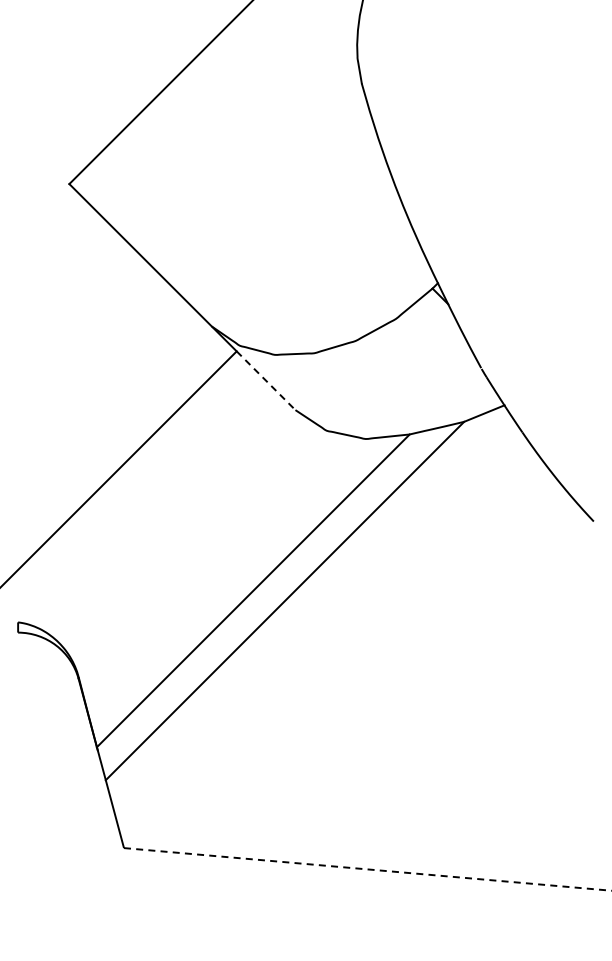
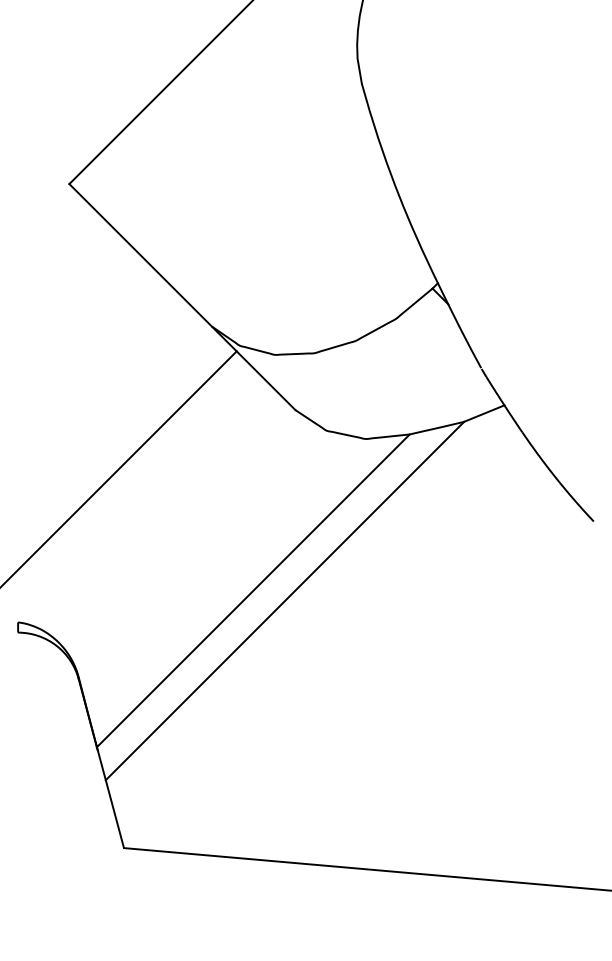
line: dashed -> solid (266, 380)
line: dashed -> solid (368, 869)
